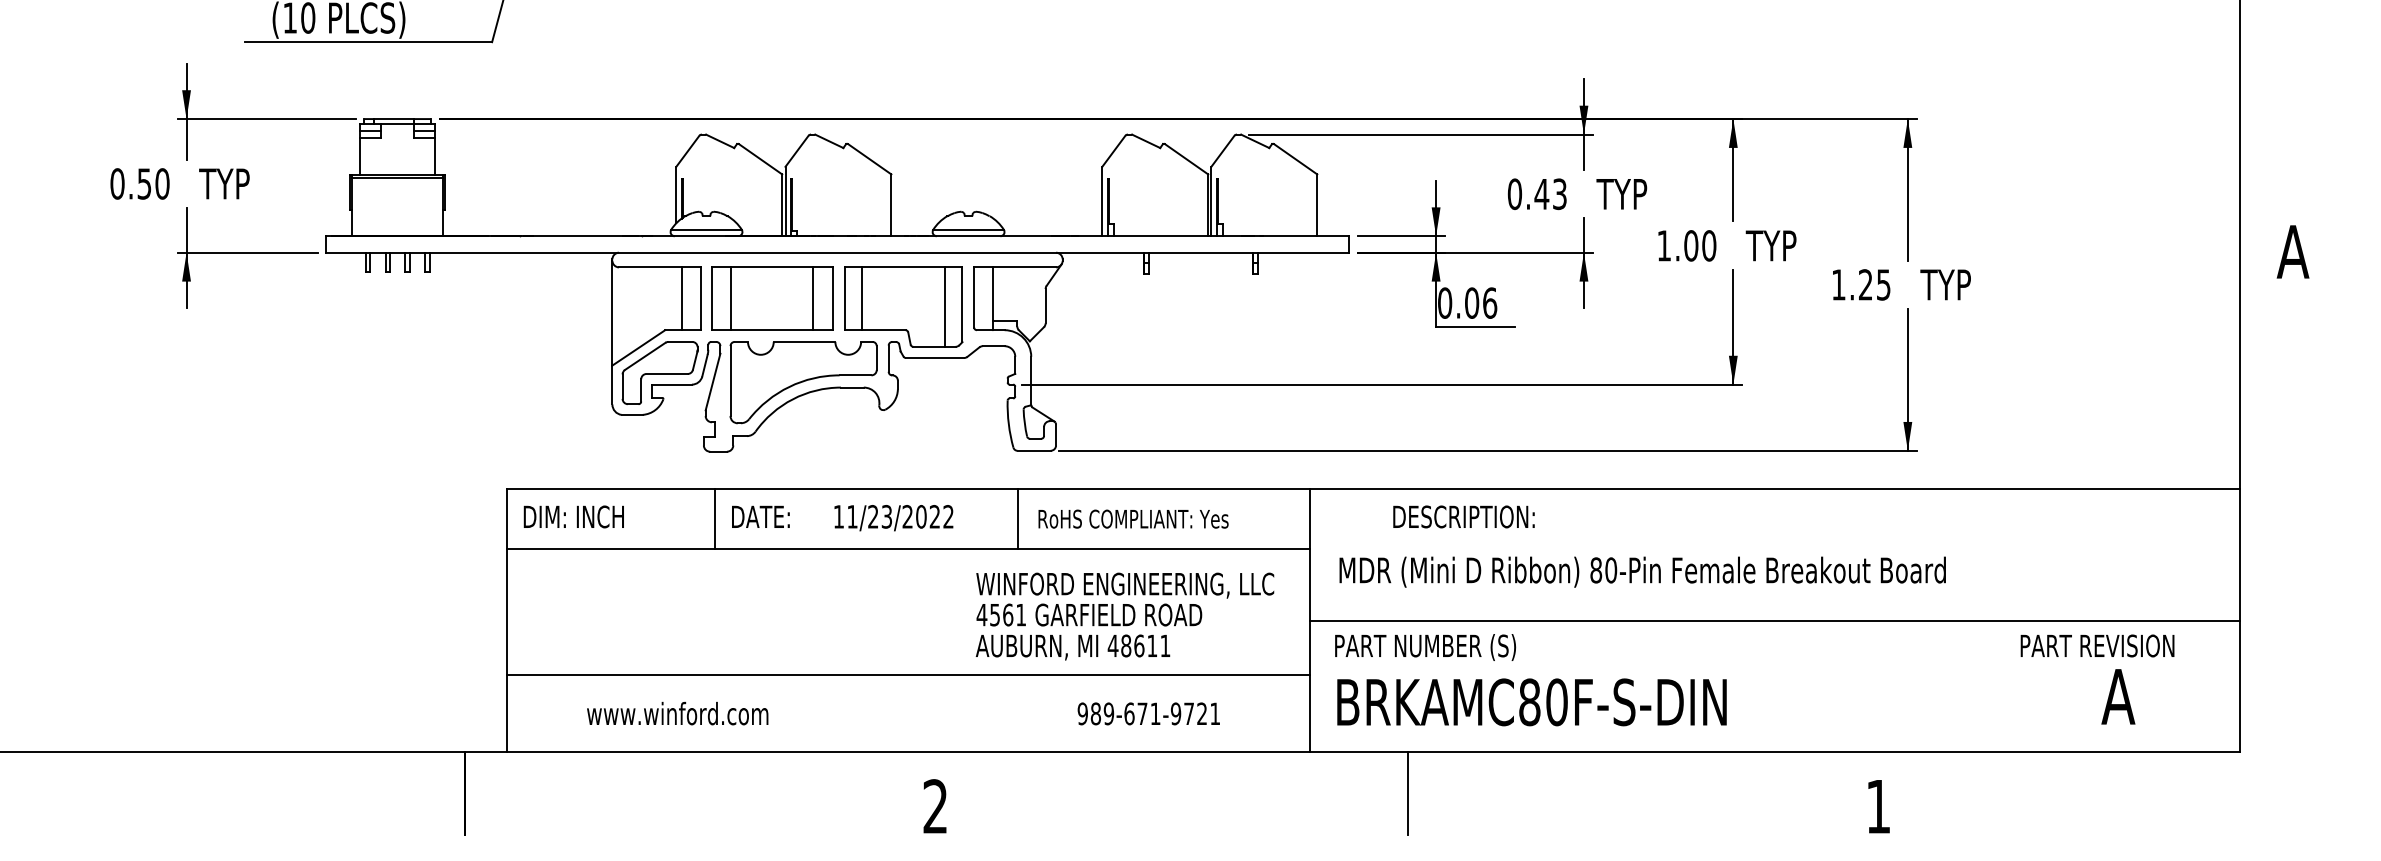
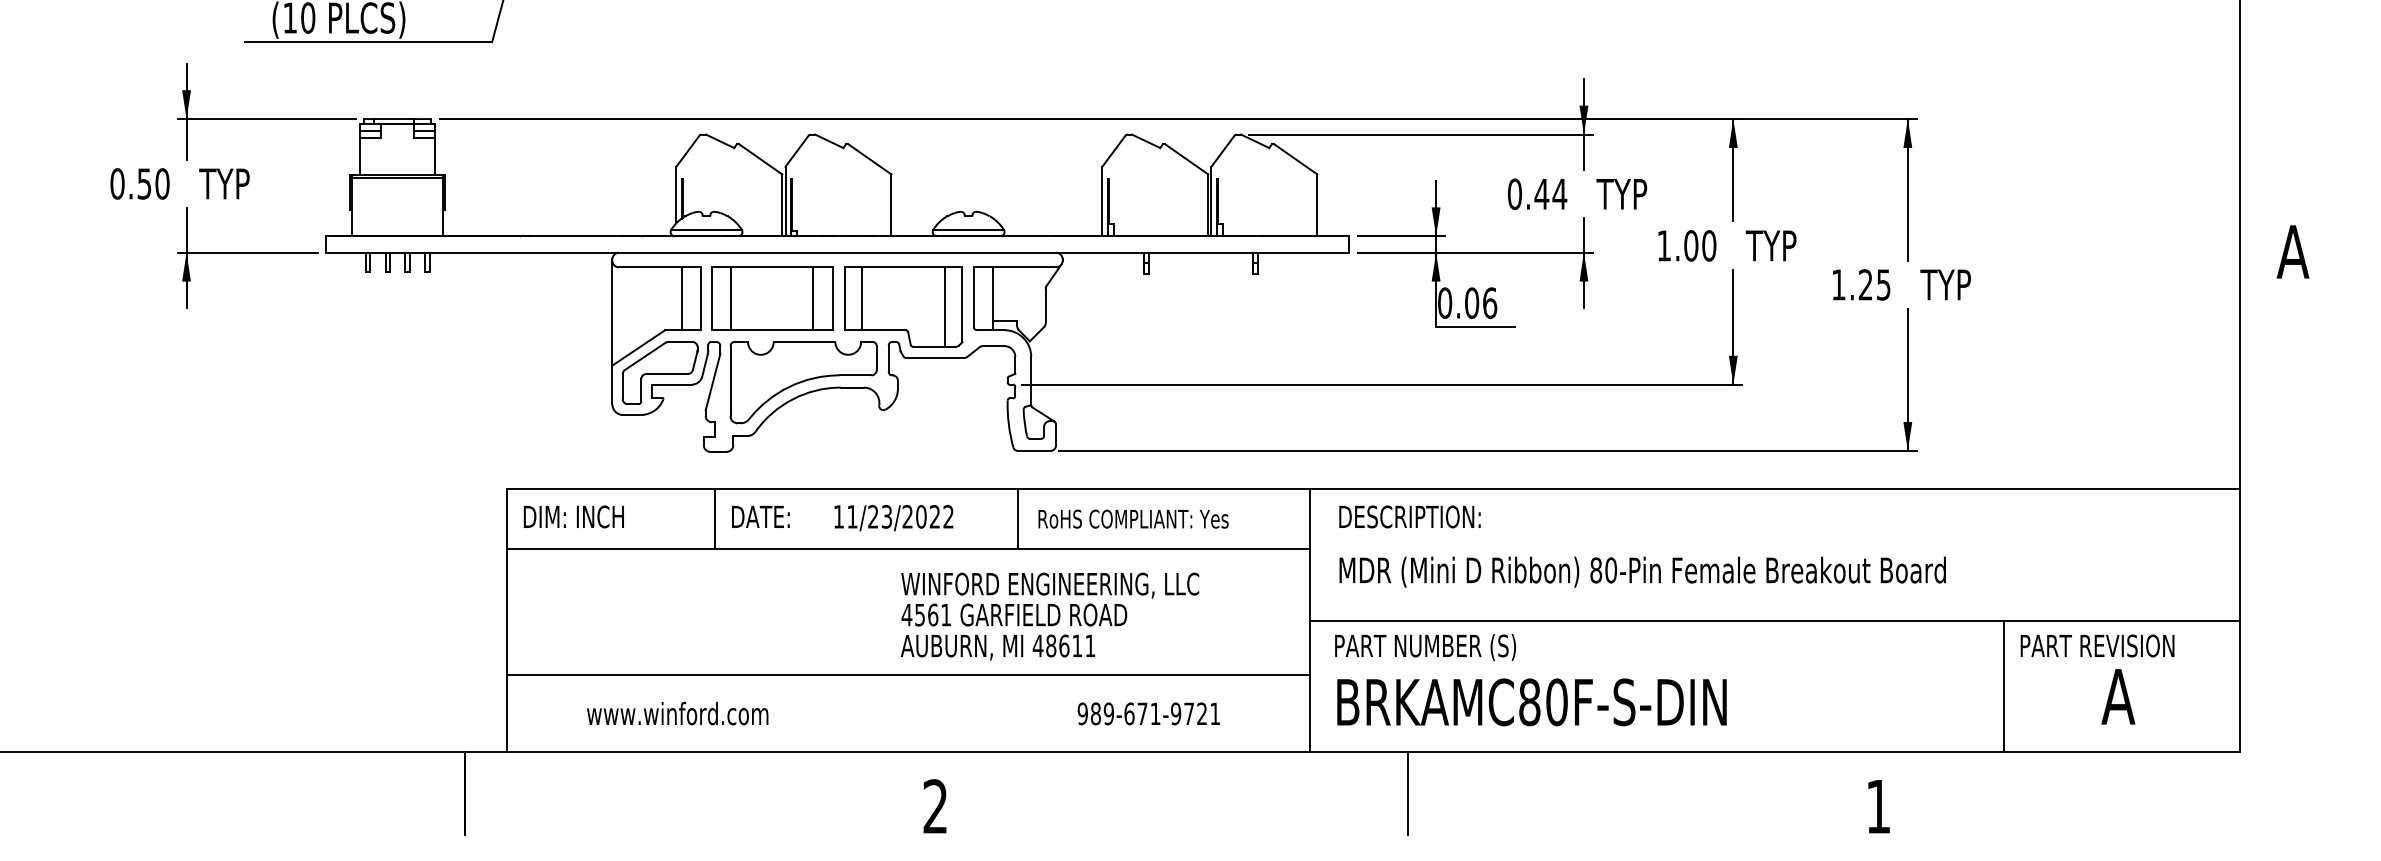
text: 0.43 -> 0.44 (1559, 194)
text position: (1463, 516) -> (1409, 516) (1409, 516)
text position: (1124, 616) -> (1049, 616) (1049, 616)
line: none -> present (2003, 685)
